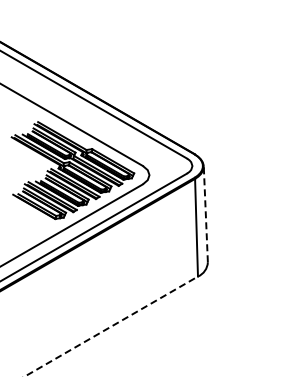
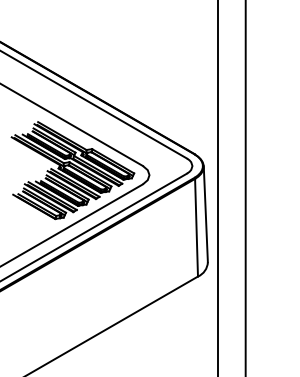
line: none -> present (217, 187)
line: none -> present (245, 187)
line: dashed -> solid (205, 213)
line: dashed -> solid (111, 326)
